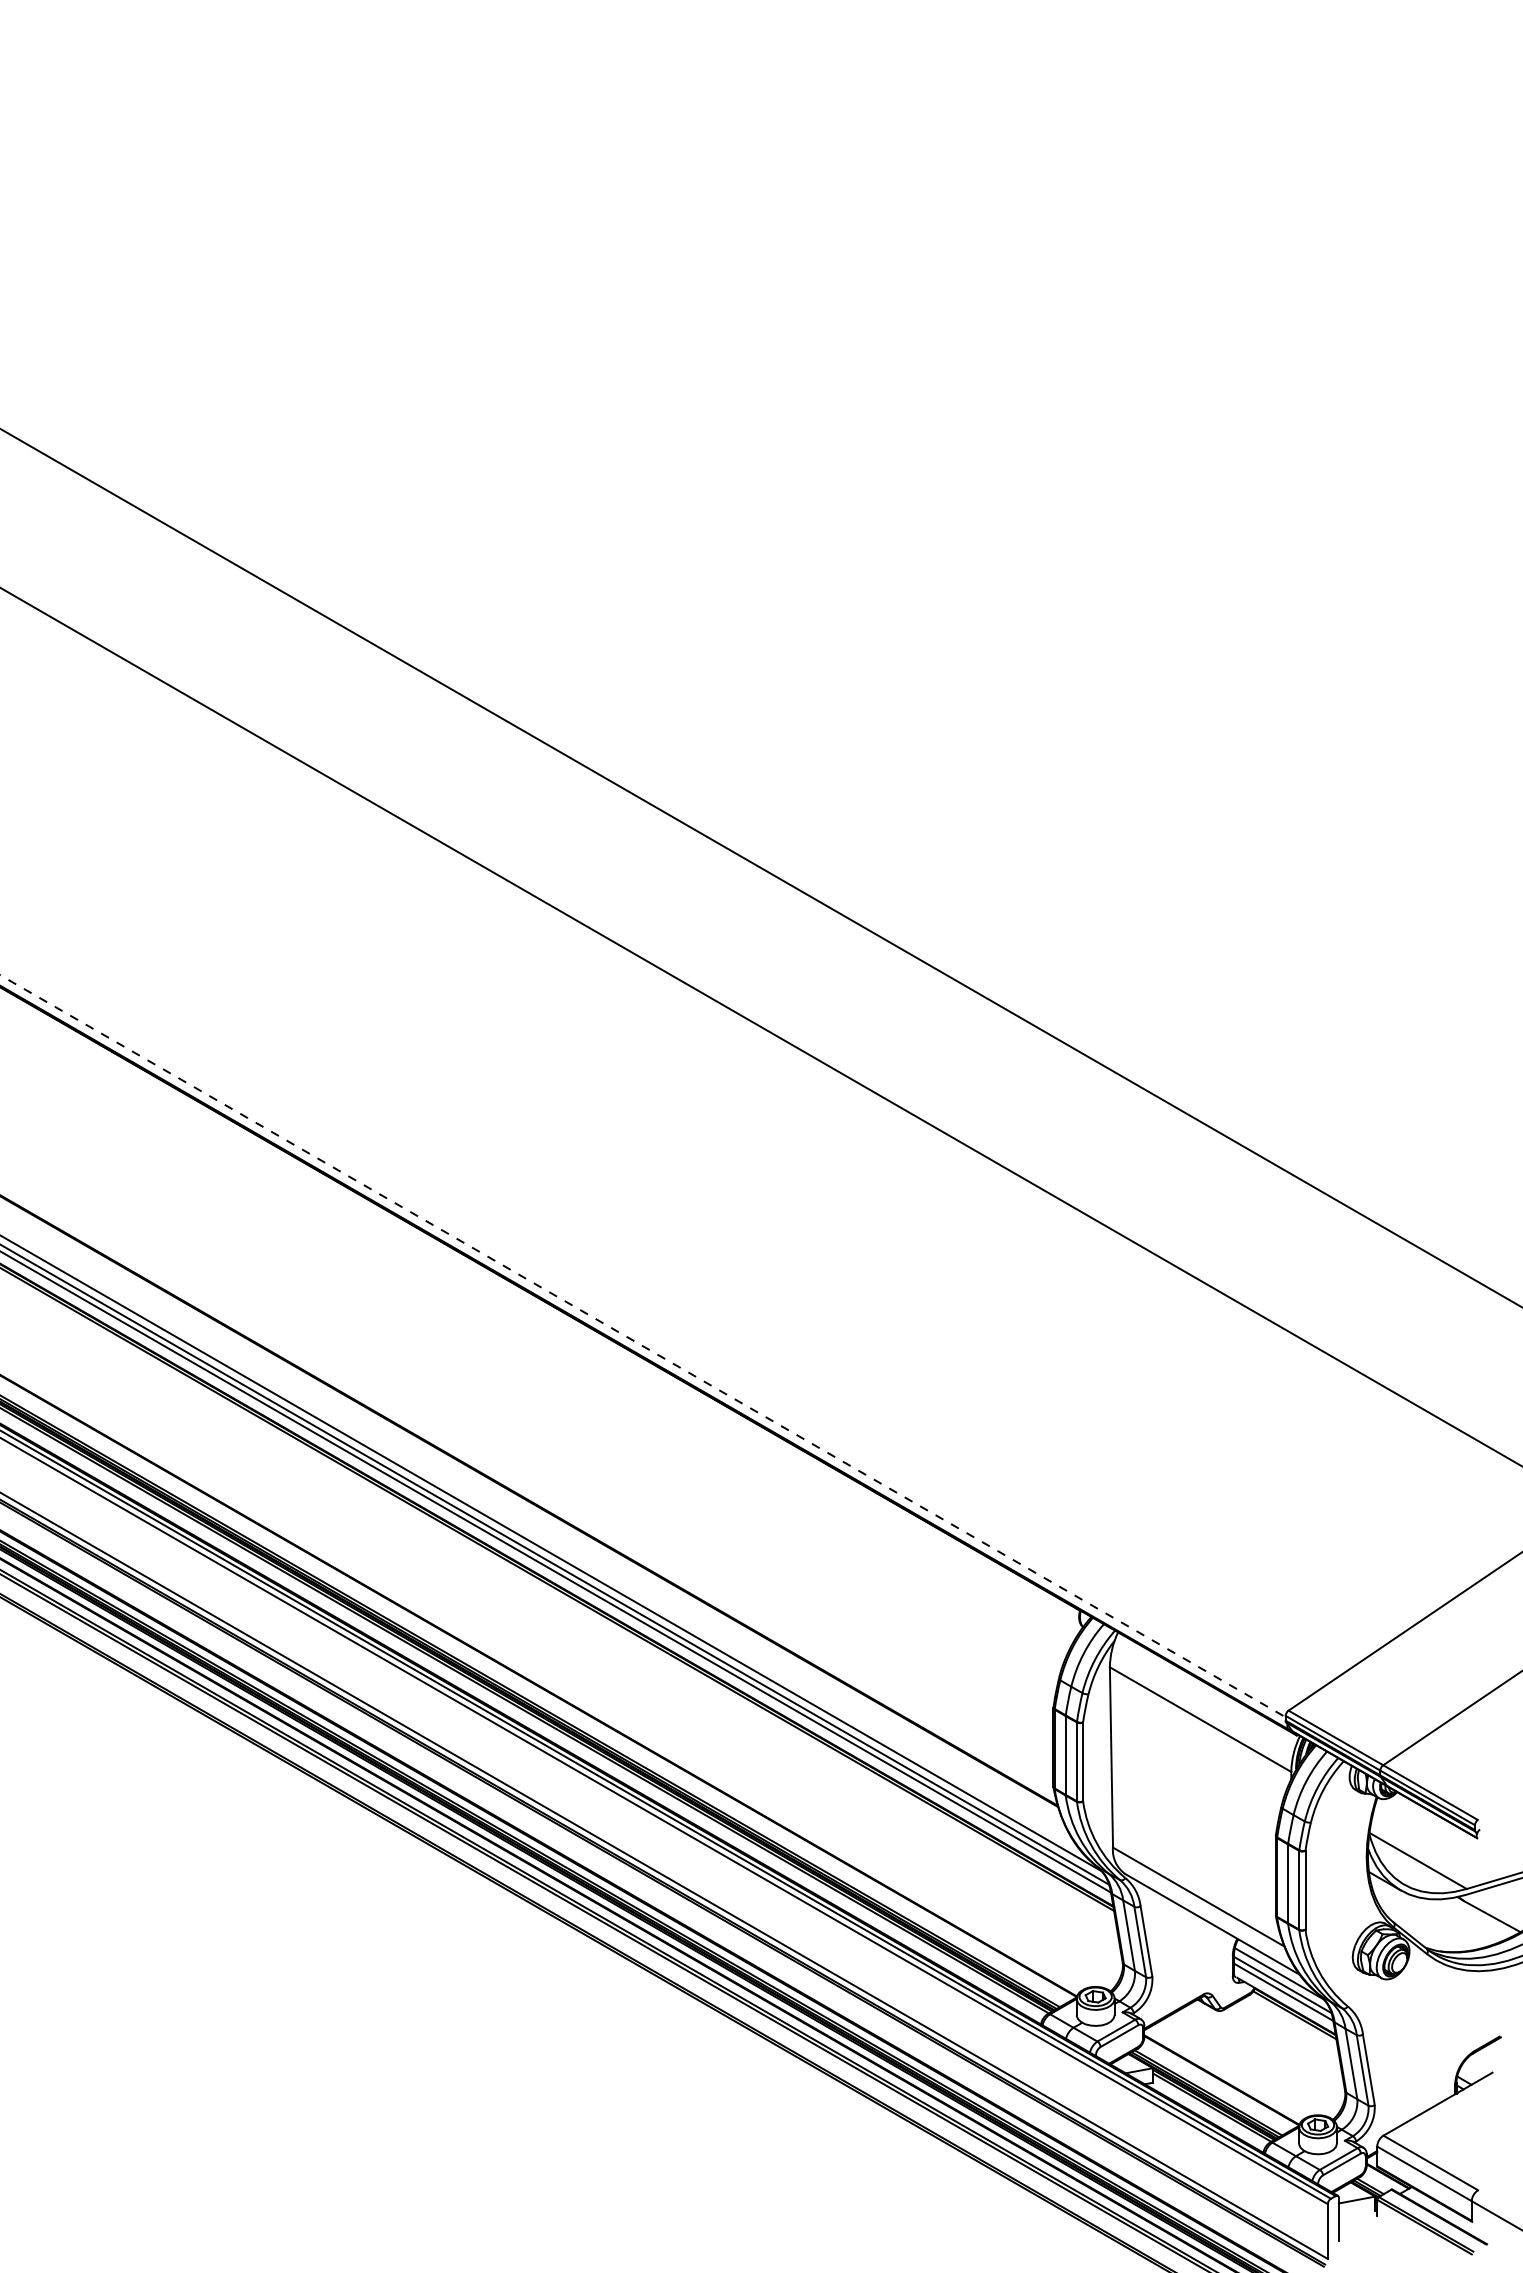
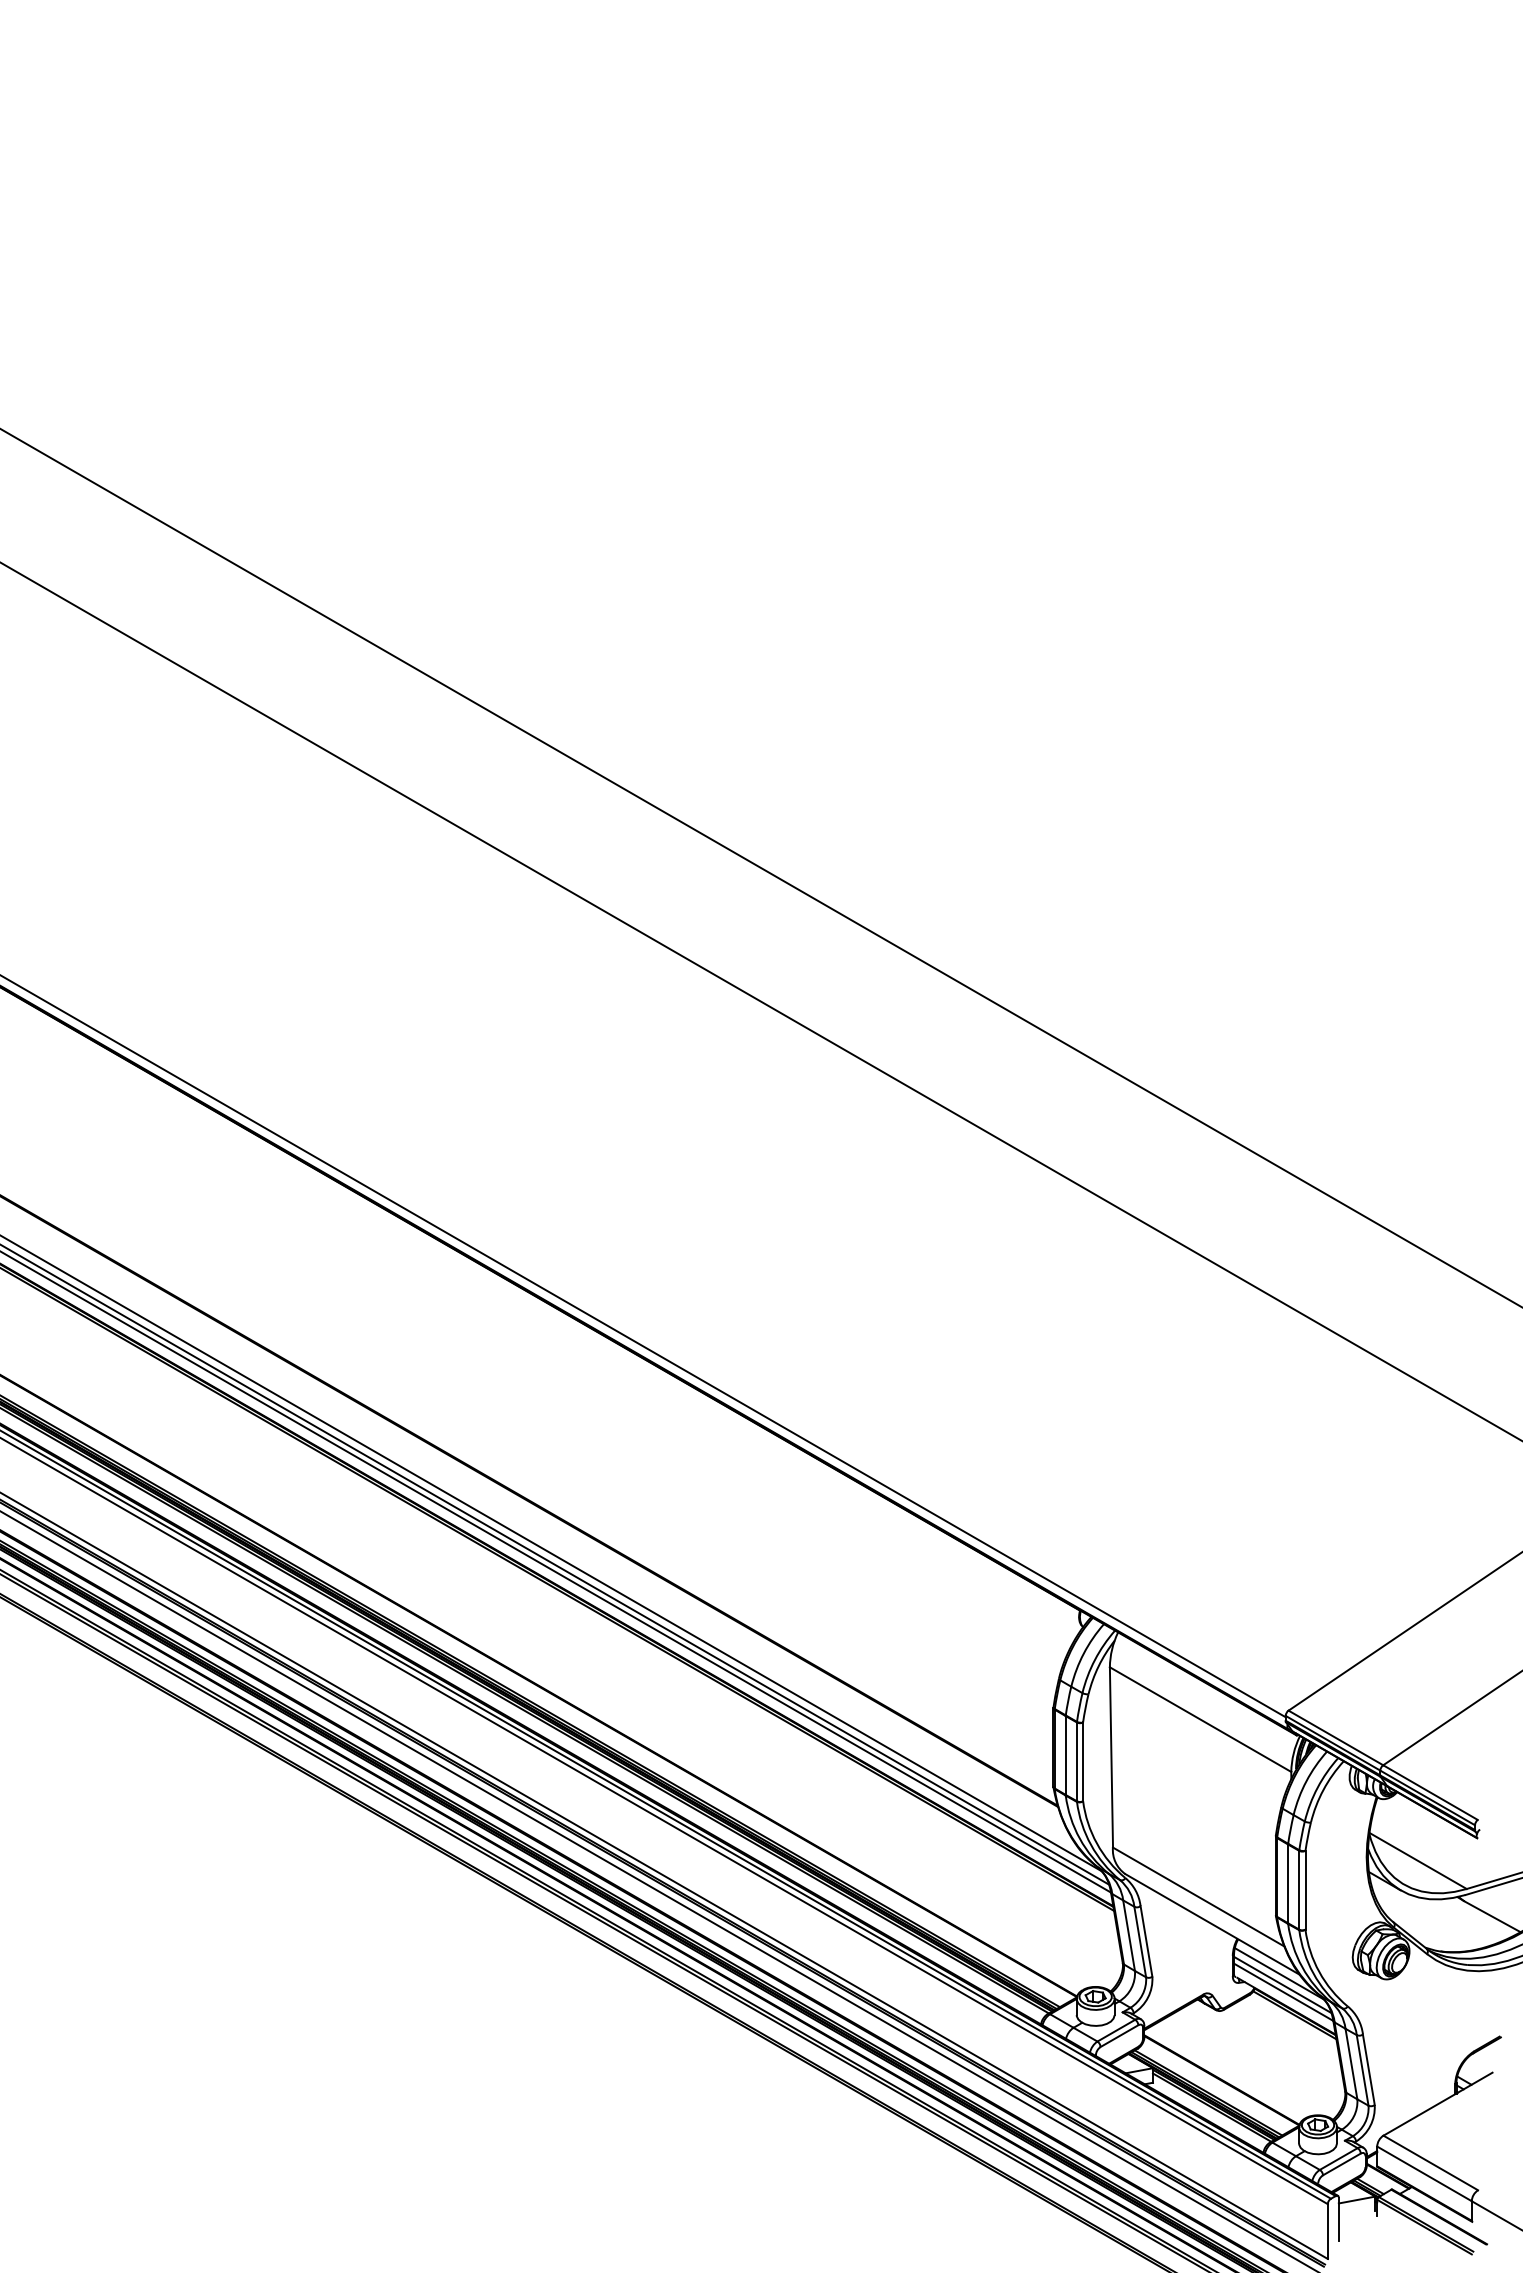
line position: (760, 1026) -> (760, 1001) (760, 1001)
line: dashed -> solid (643, 1346)
line: none -> present (658, 1890)
